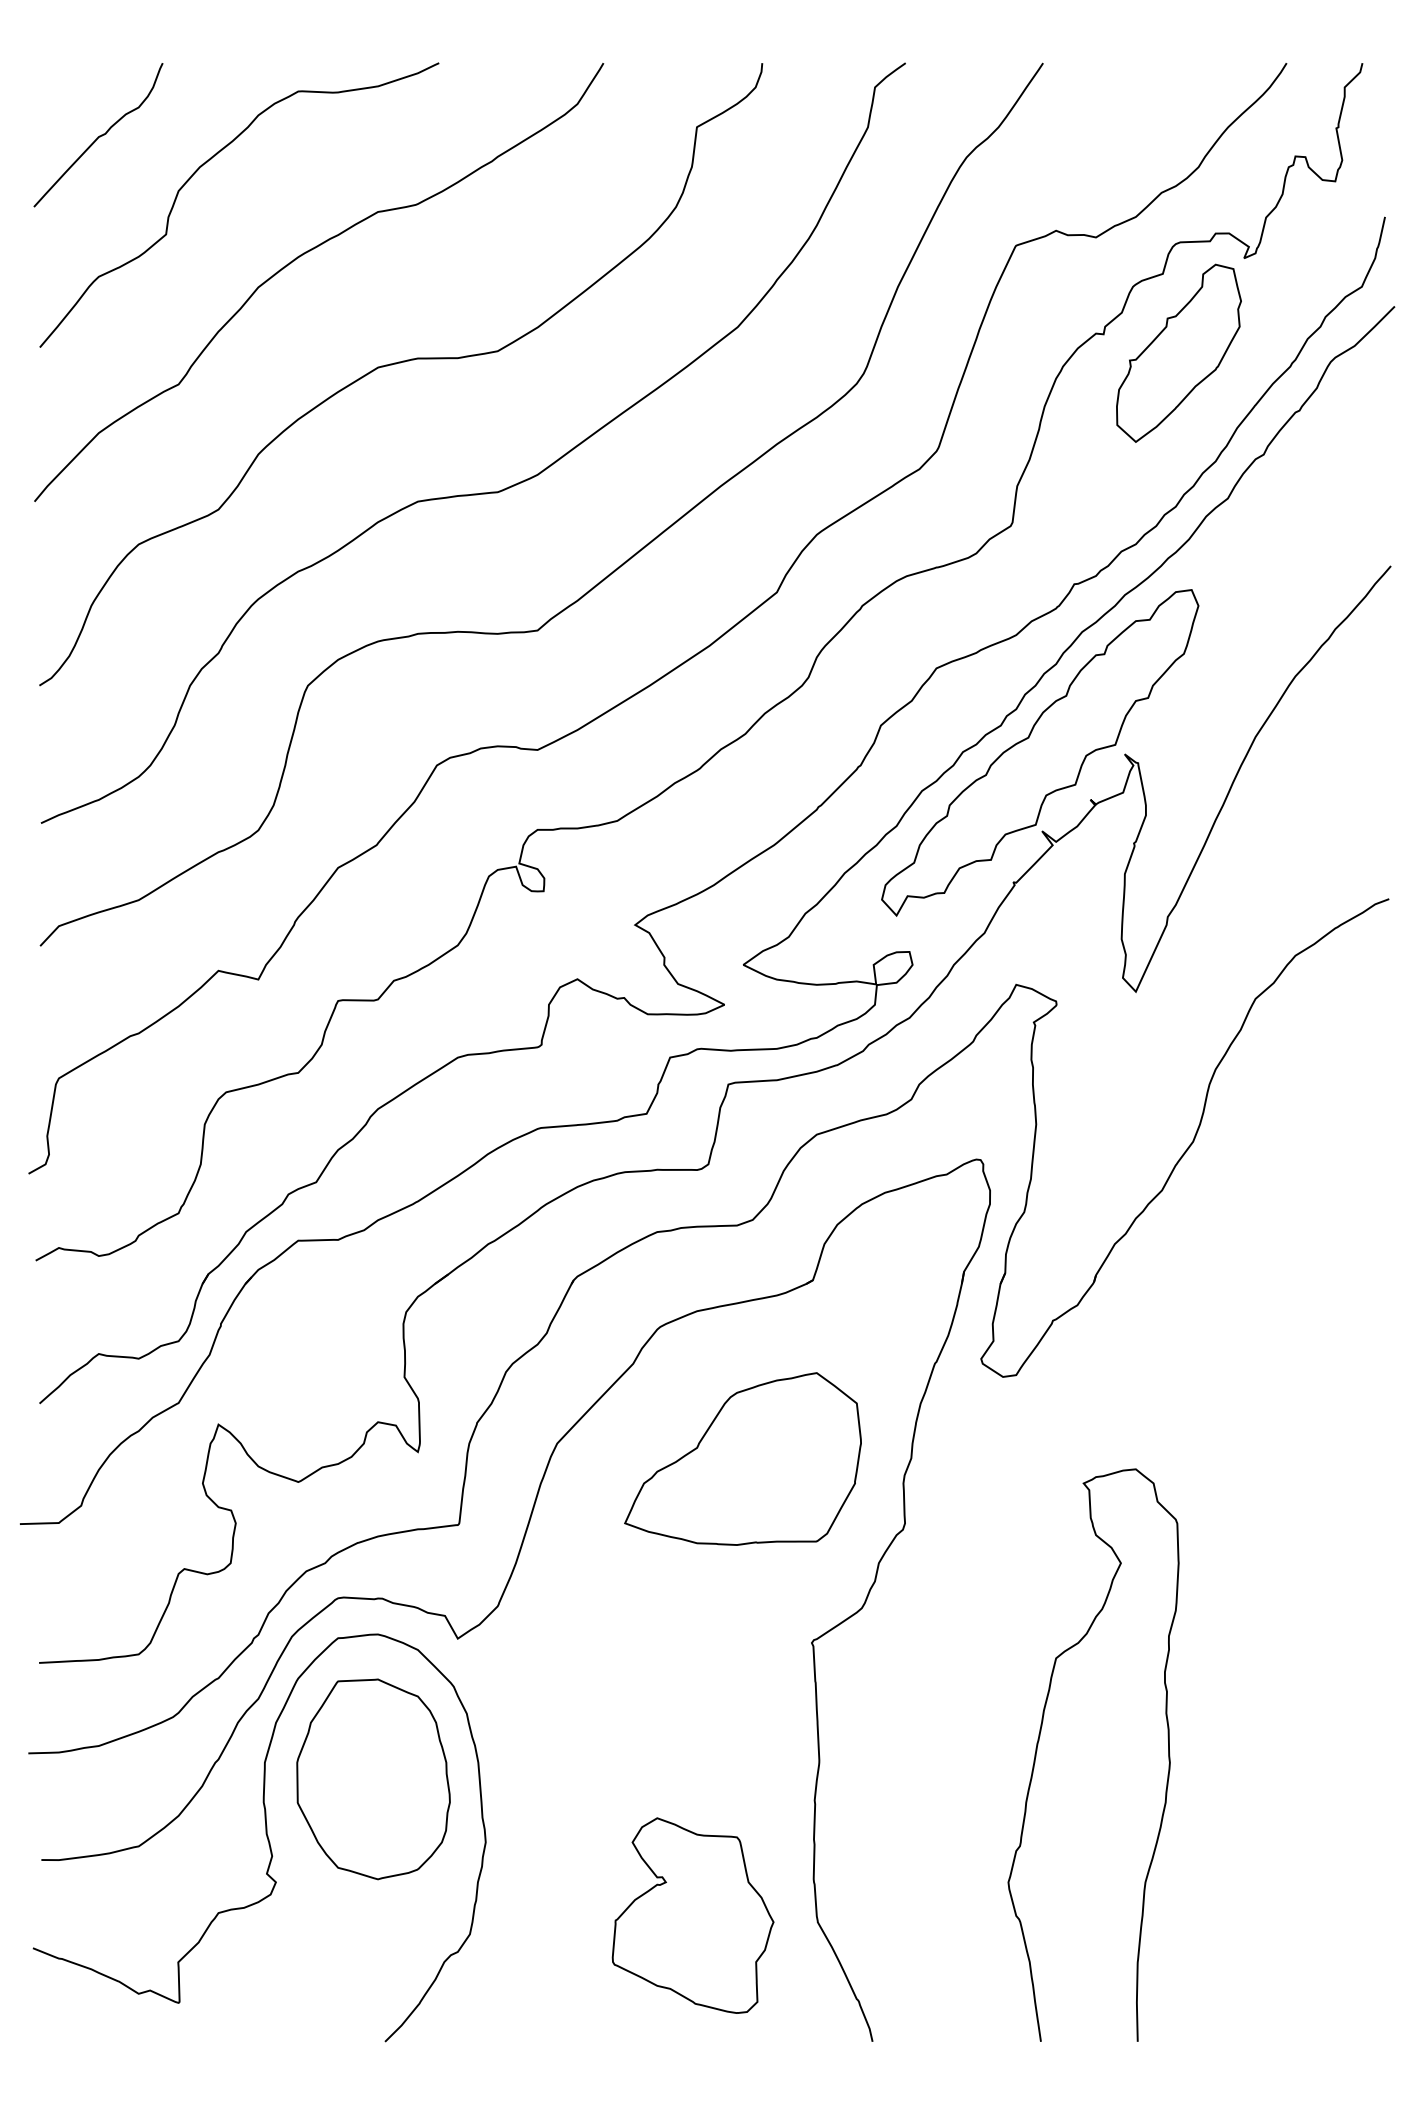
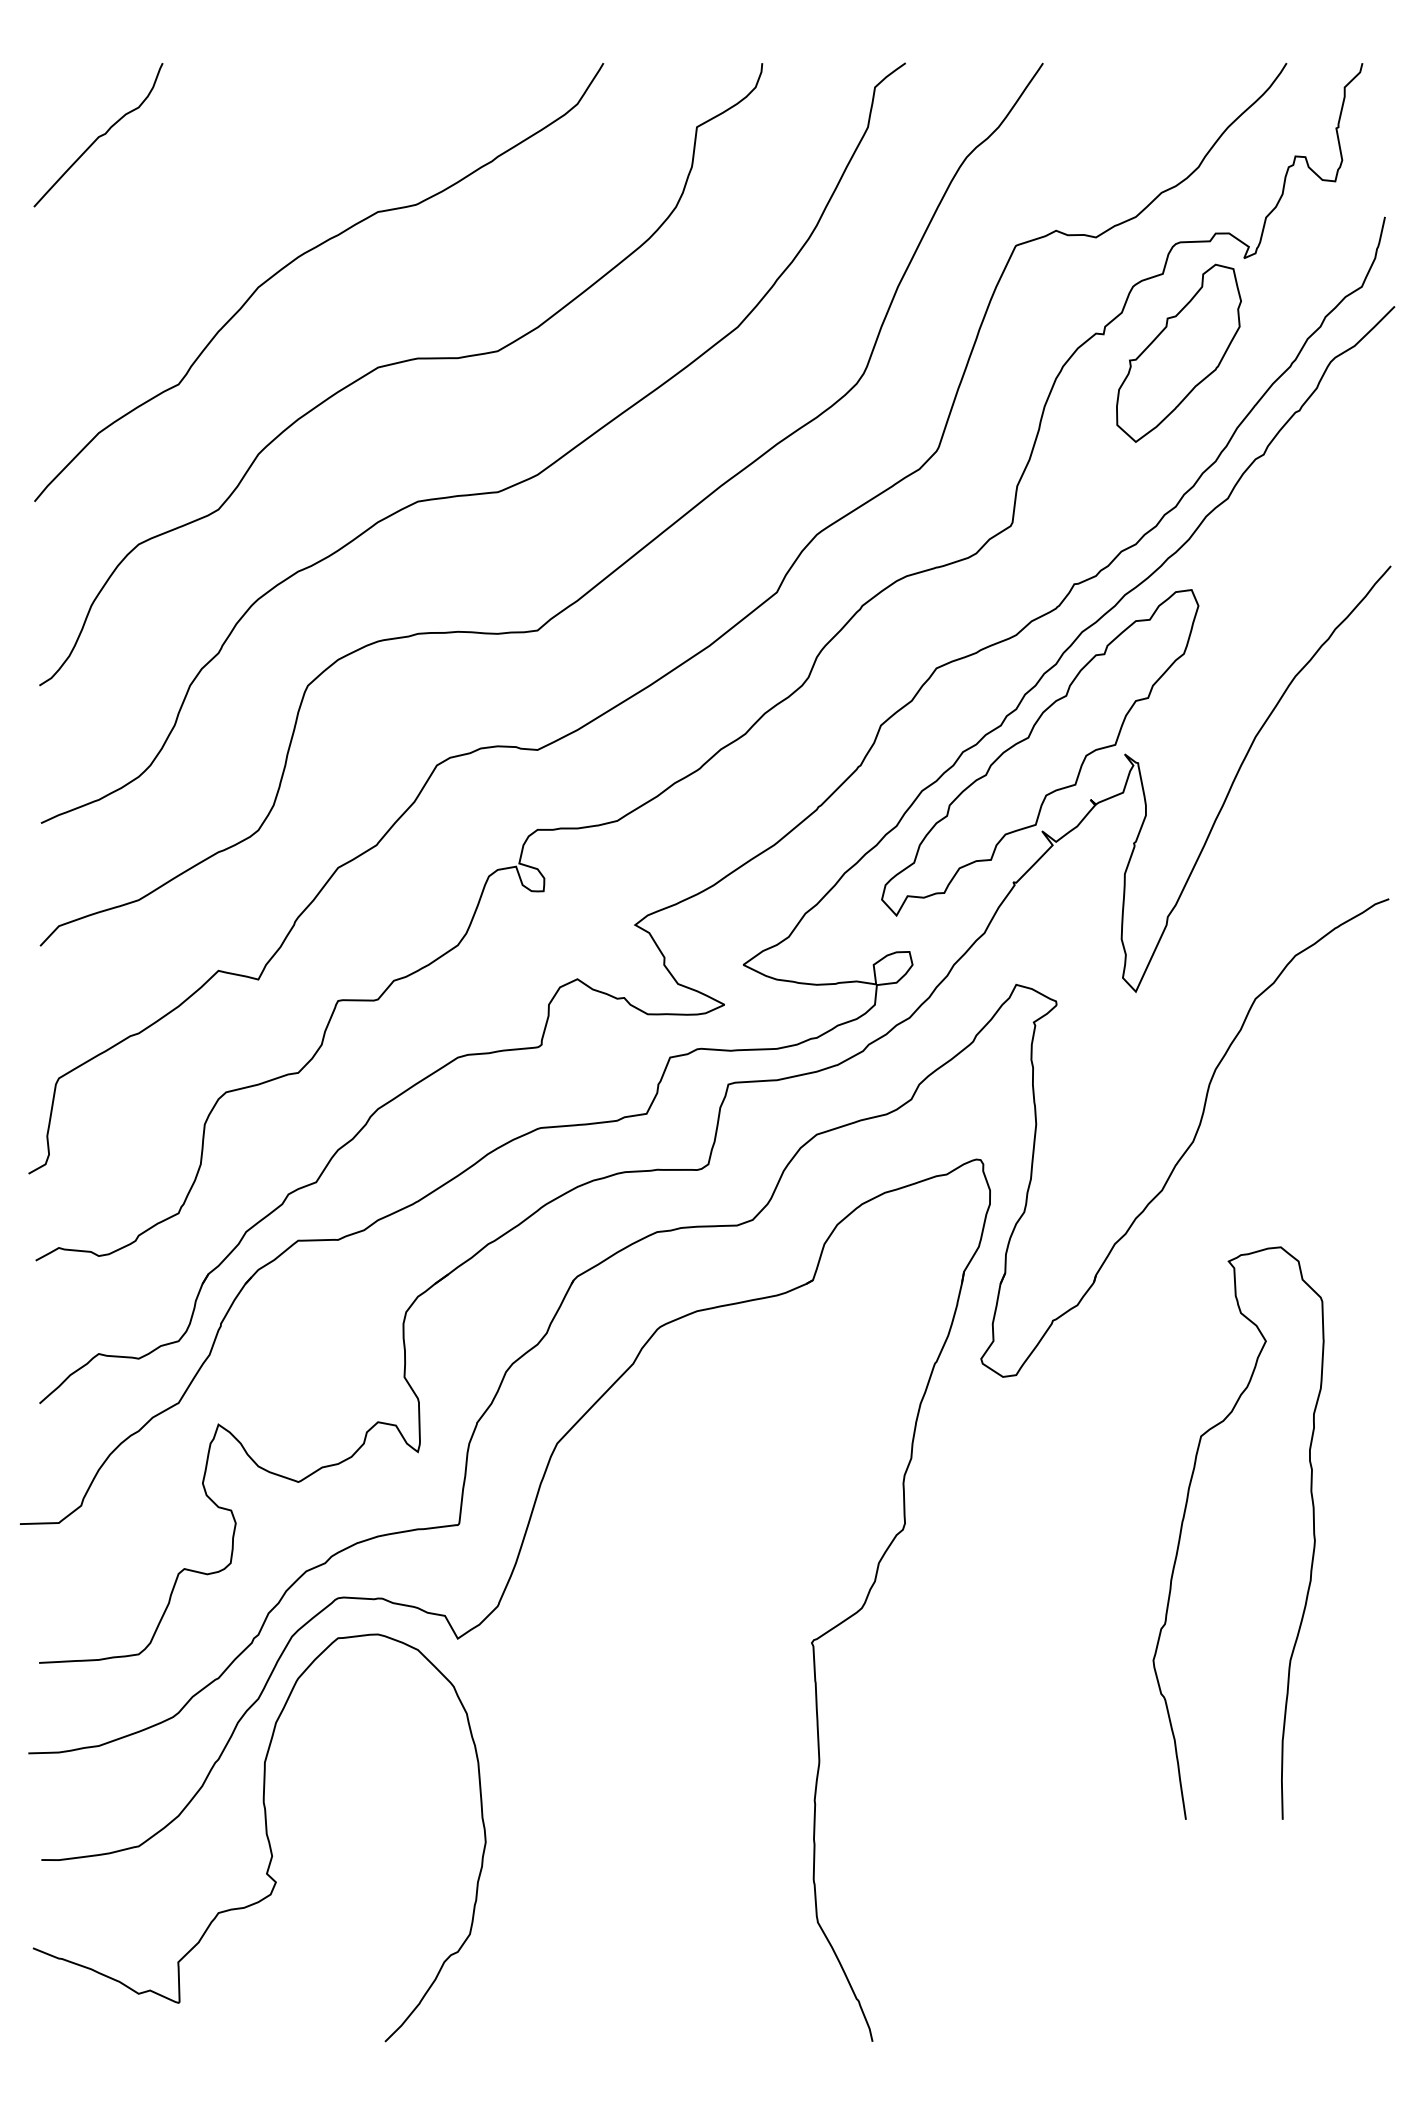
curve: present -> none (206, 163)
part: present -> none (742, 1458)
curve position: (1039, 1741) -> (1184, 1519) (1184, 1519)
part: present -> none (373, 1779)
part: present -> none (692, 1915)
